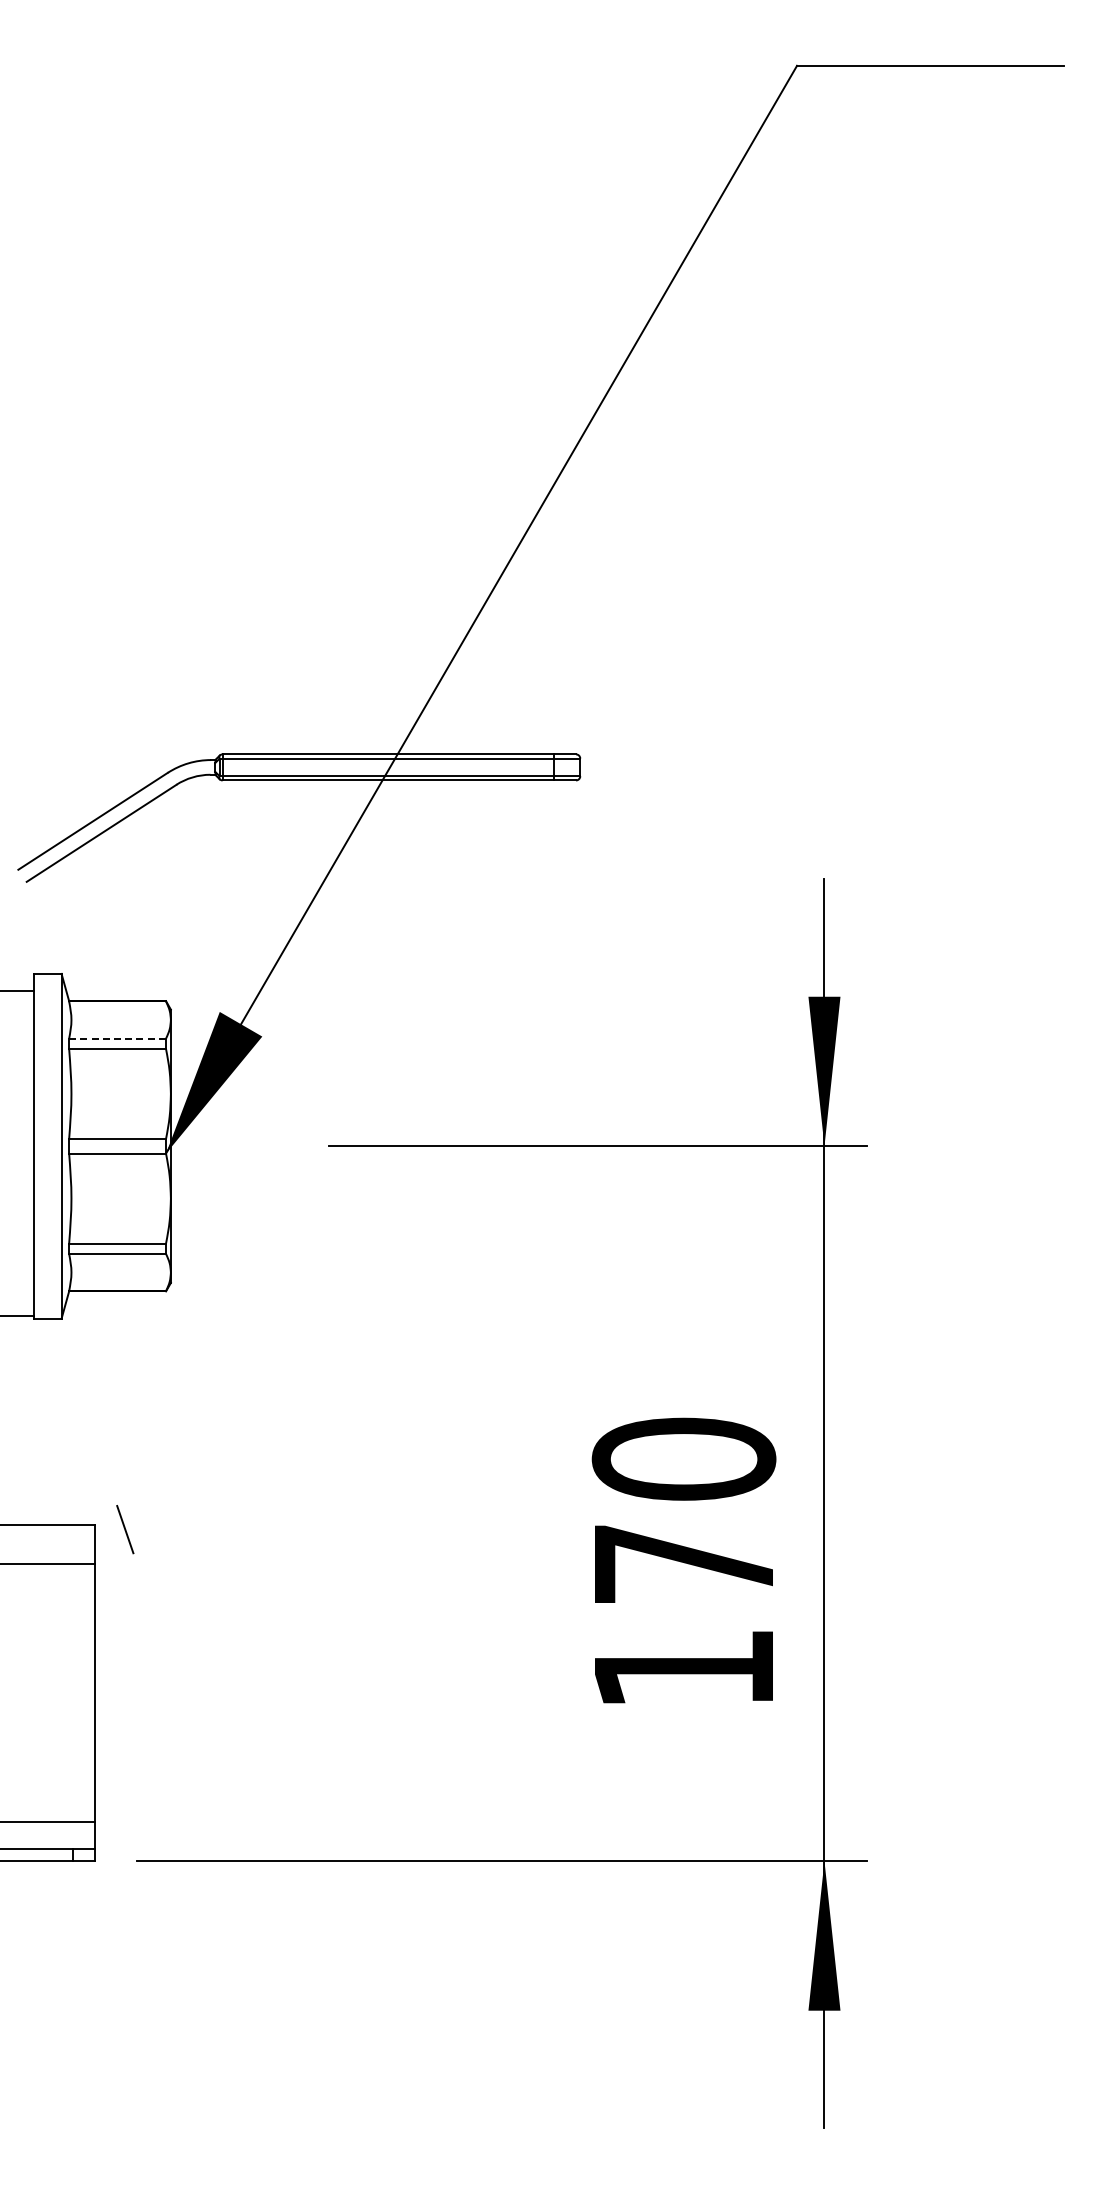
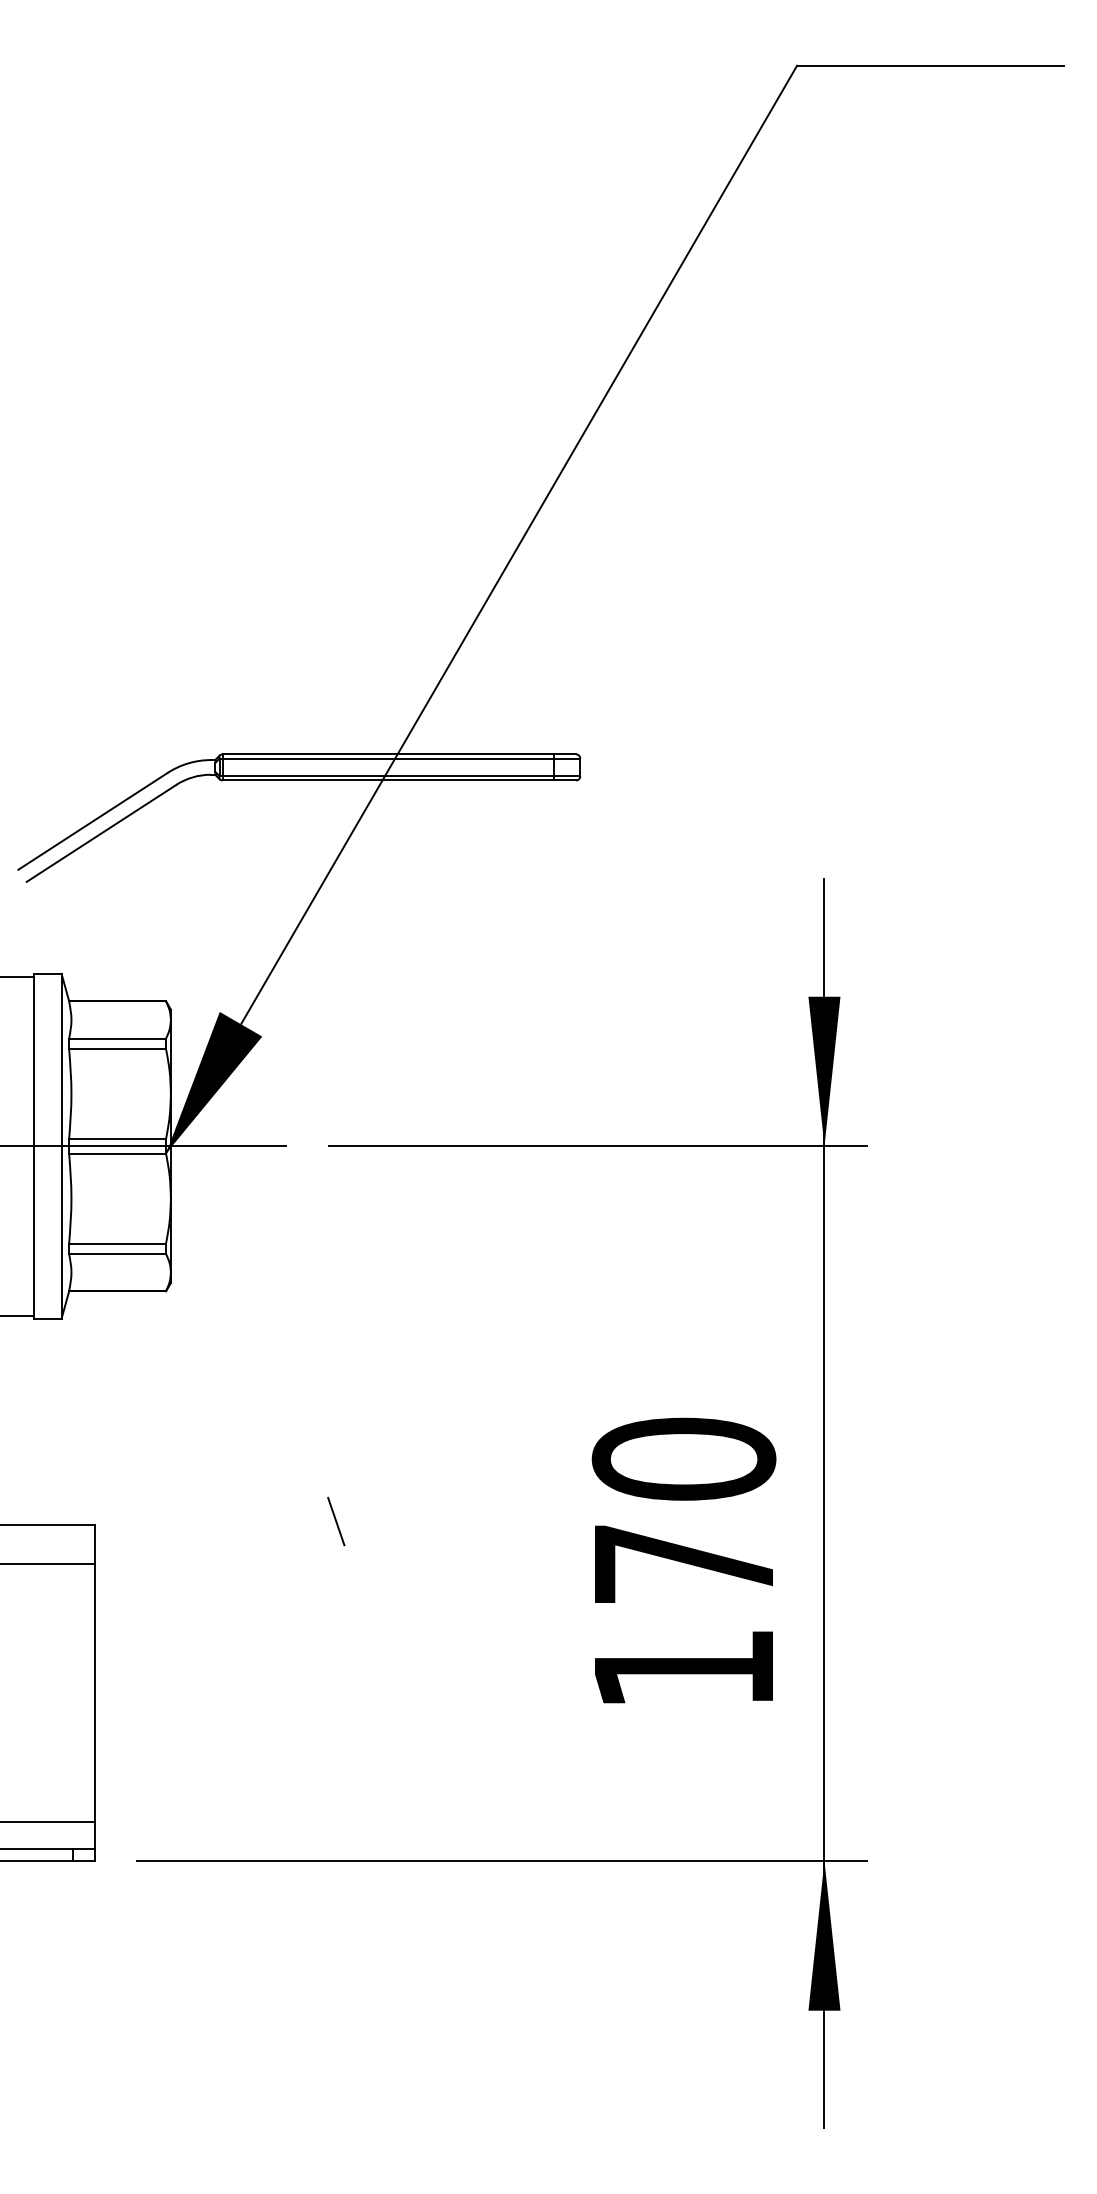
line position: (18, 991) -> (18, 977) (18, 977)
line: dashed -> solid (118, 1038)
line: none -> present (144, 1146)
line position: (125, 1529) -> (336, 1521) (336, 1521)
